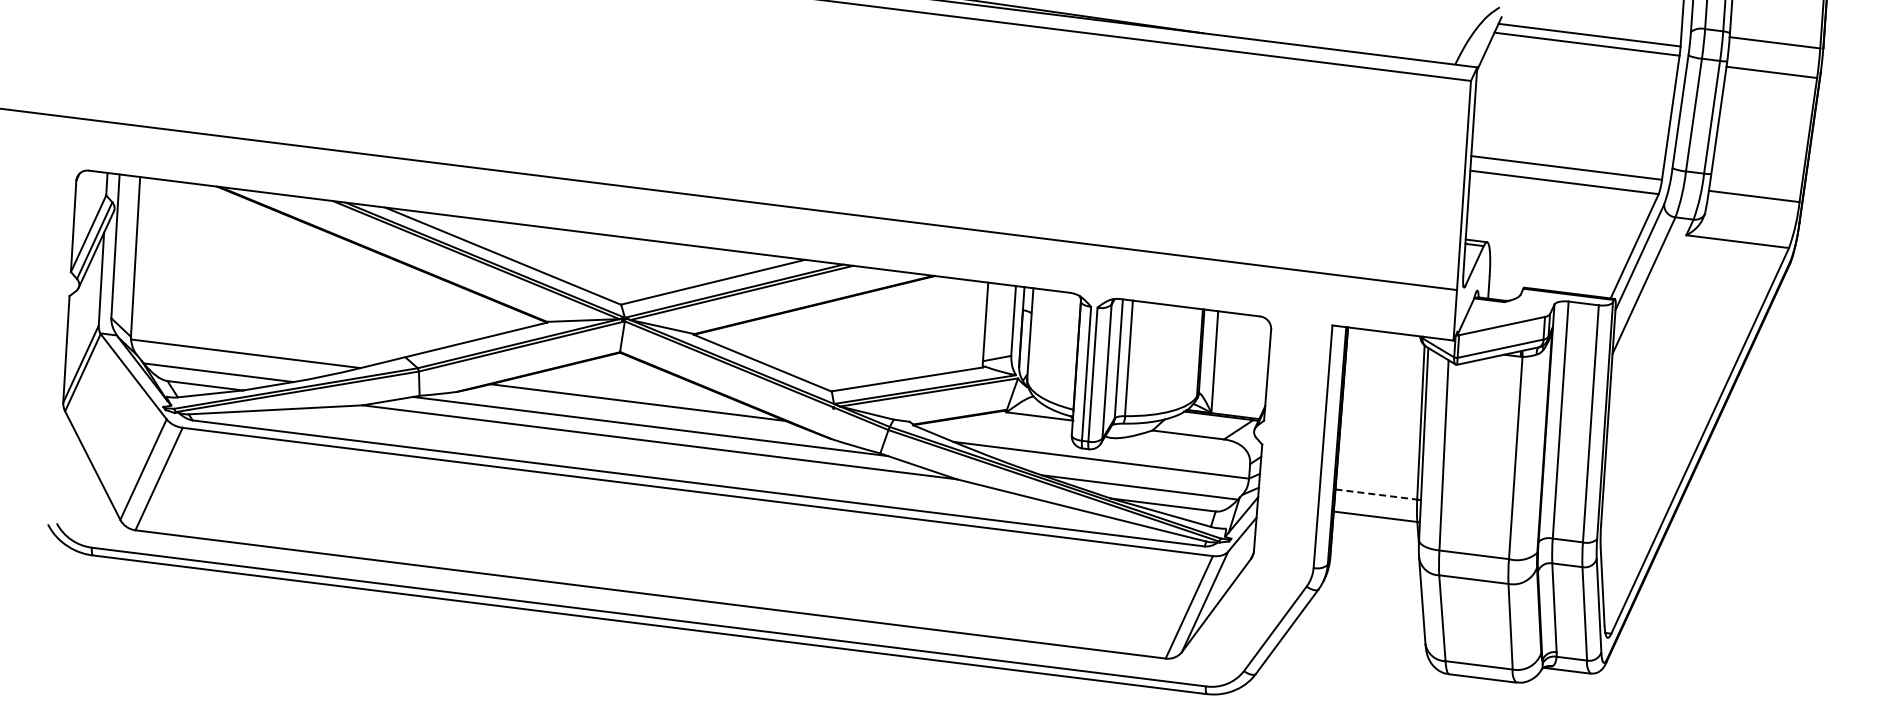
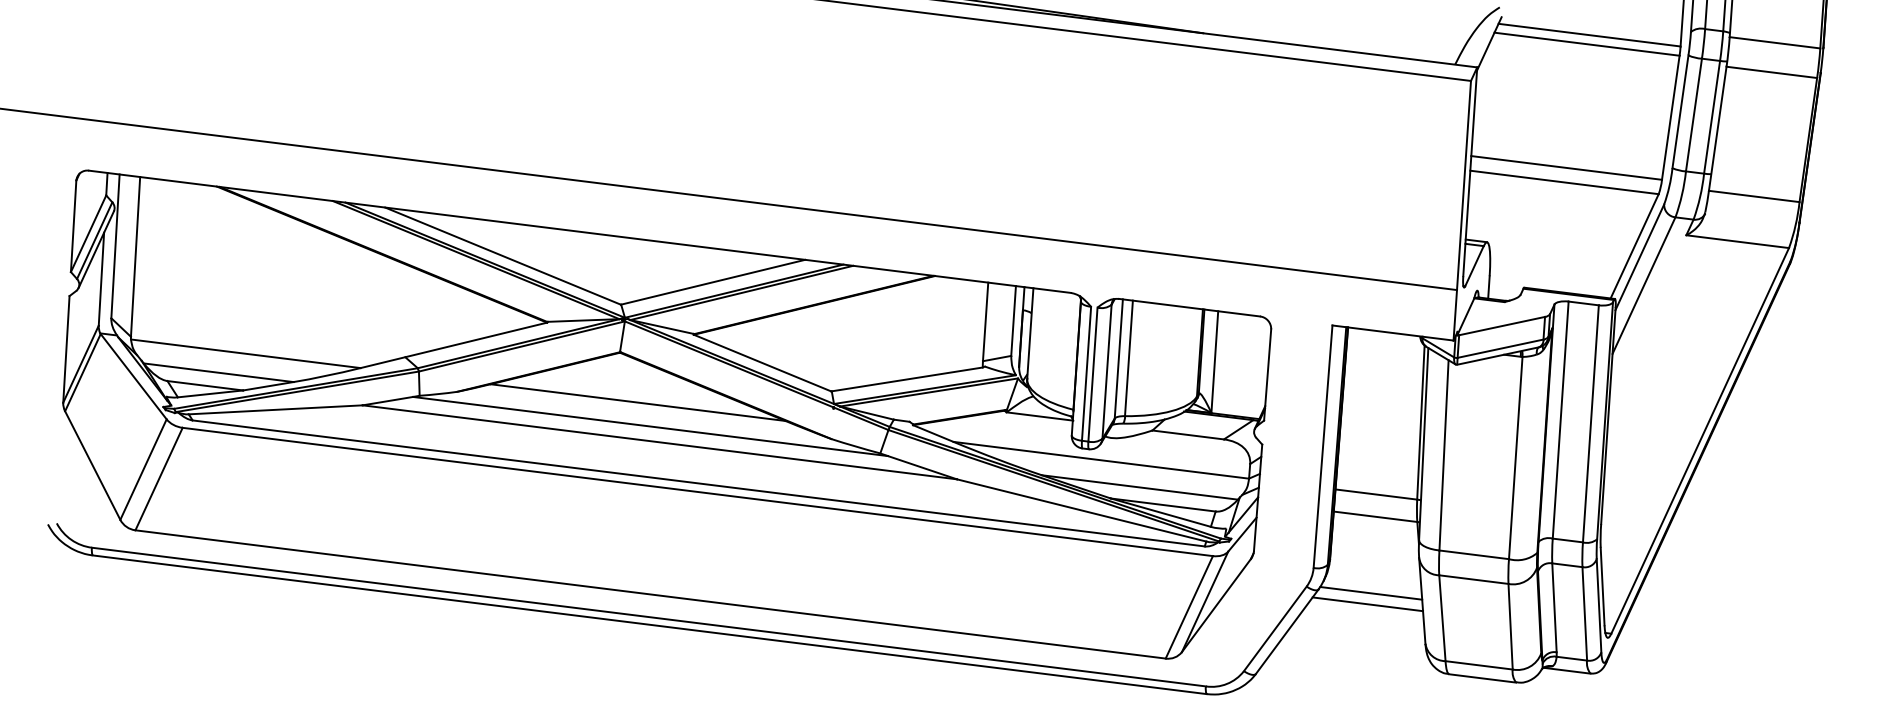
line: dashed -> solid (1376, 494)
line: none -> present (1371, 593)
line: none -> present (1367, 604)
